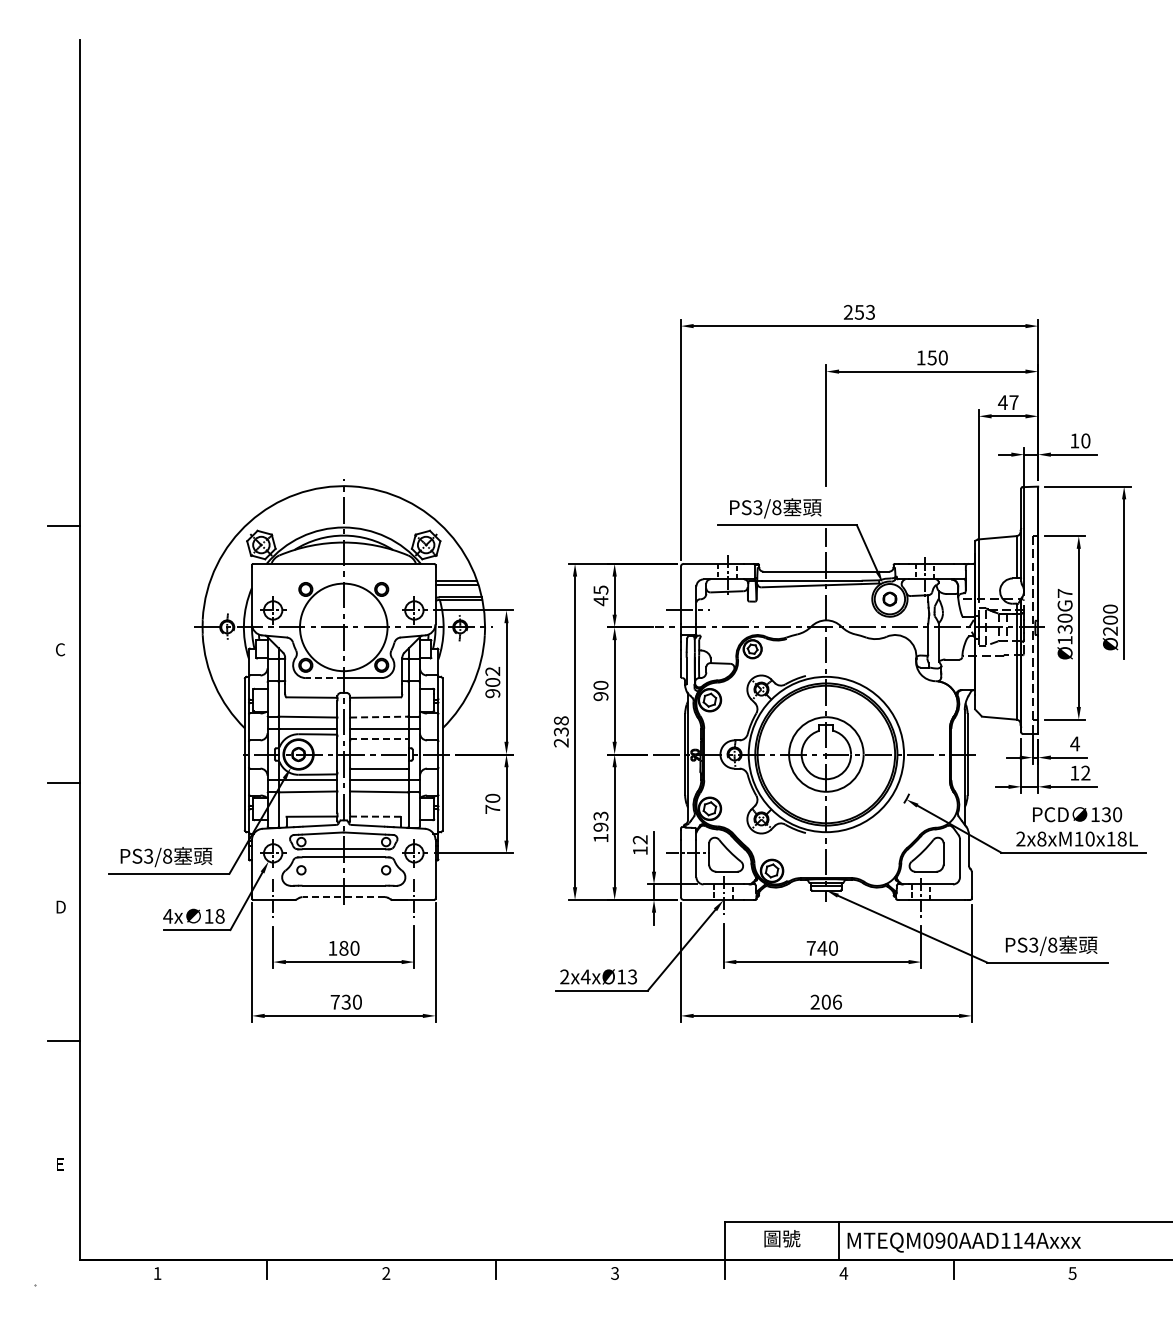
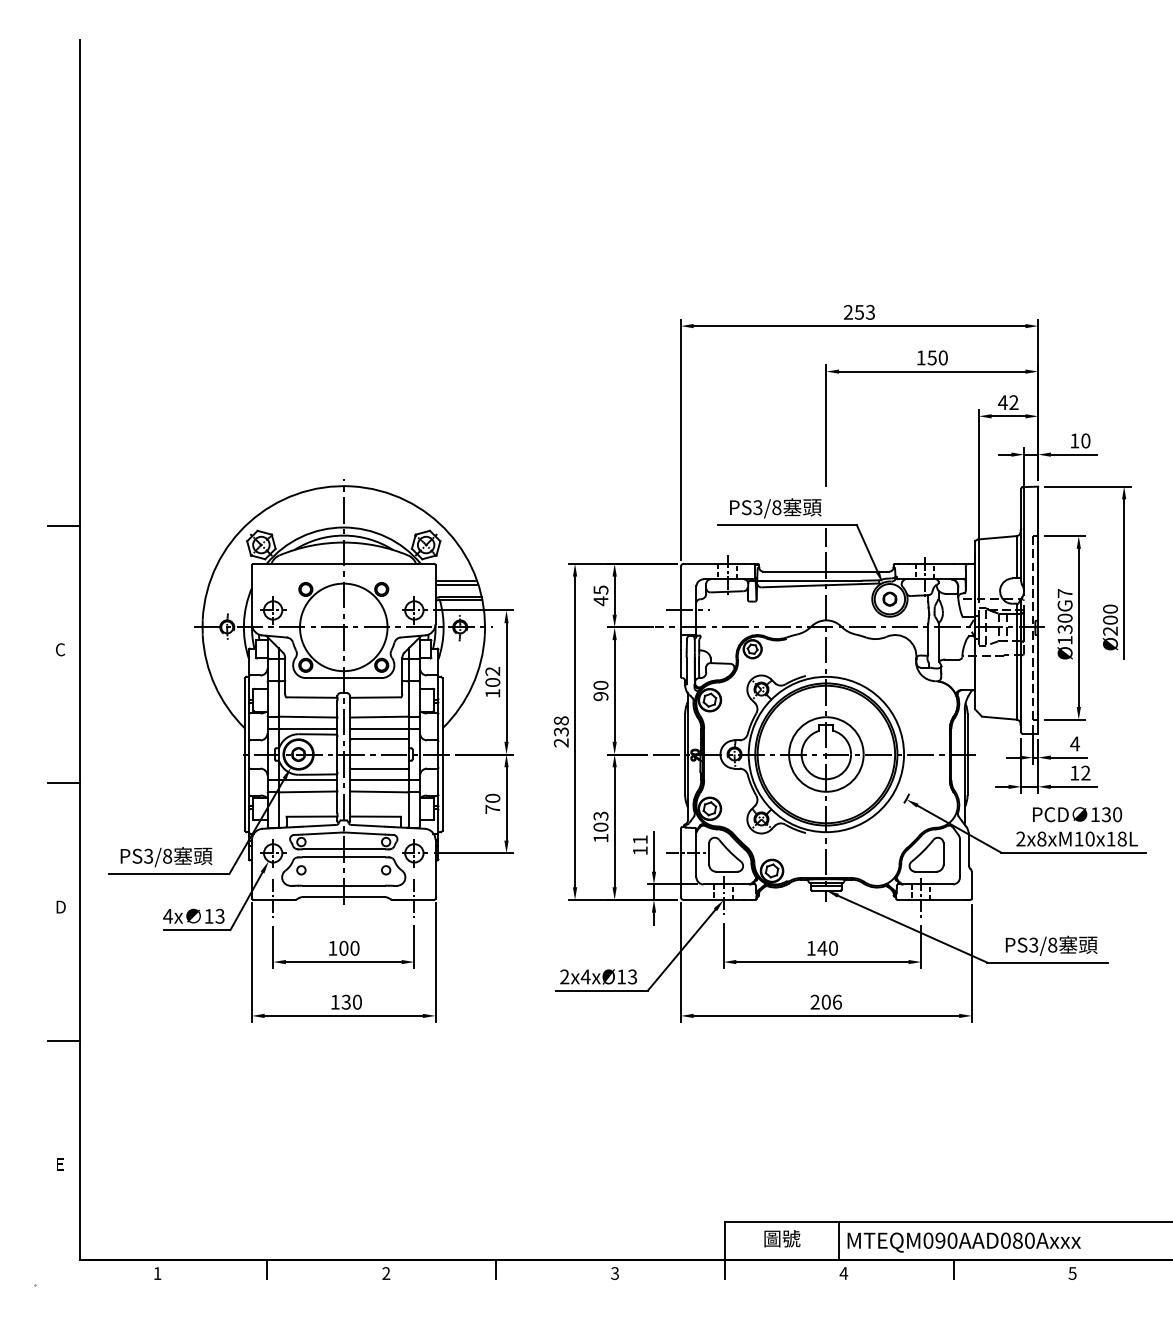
text: 47 -> 42 (1013, 402)
line: dashed -> solid (324, 678)
text: 902 -> 102 (492, 693)
line: dashed -> solid (379, 717)
line: dashed -> solid (379, 739)
line: dashed -> solid (375, 816)
text: 193 -> 103 (600, 826)
text: 12 -> 11 (639, 839)
line: dashed -> solid (343, 897)
text: 18 -> 13 (219, 916)
text: 180 -> 100 (343, 948)
text: 740 -> 140 (810, 948)
text: 730 -> 130 (334, 1002)
text: MTEQM090AAD114Axxx -> MTEQM090AAD080Axxx (1018, 1240)
